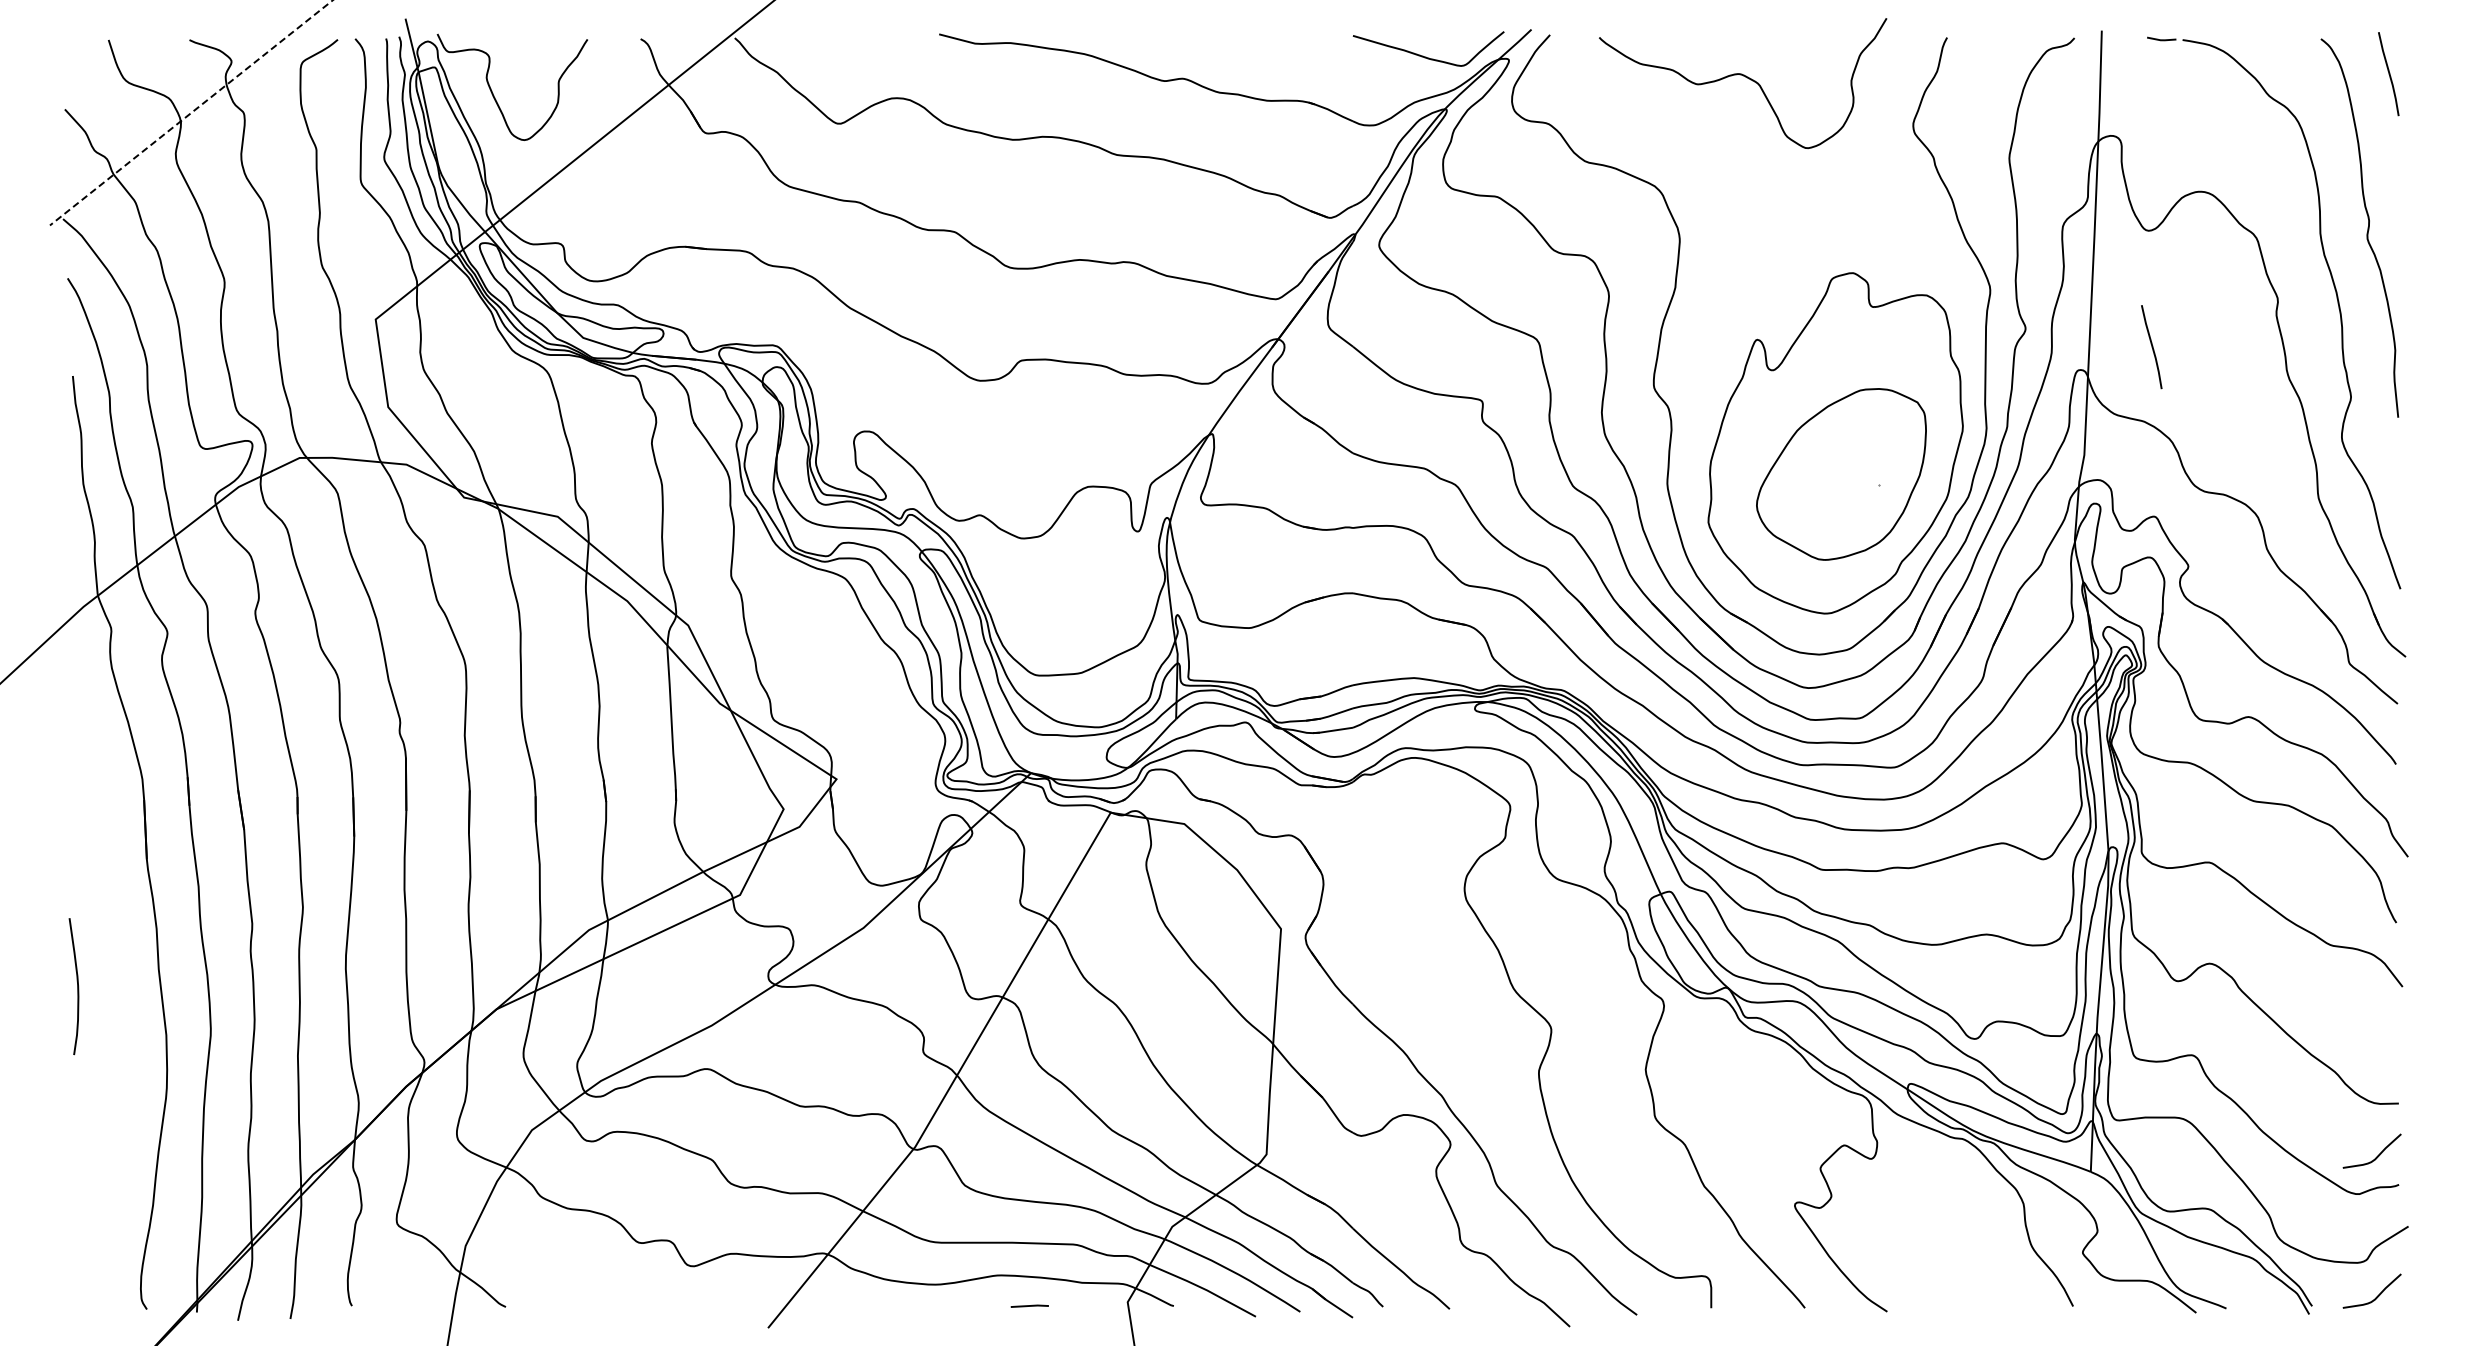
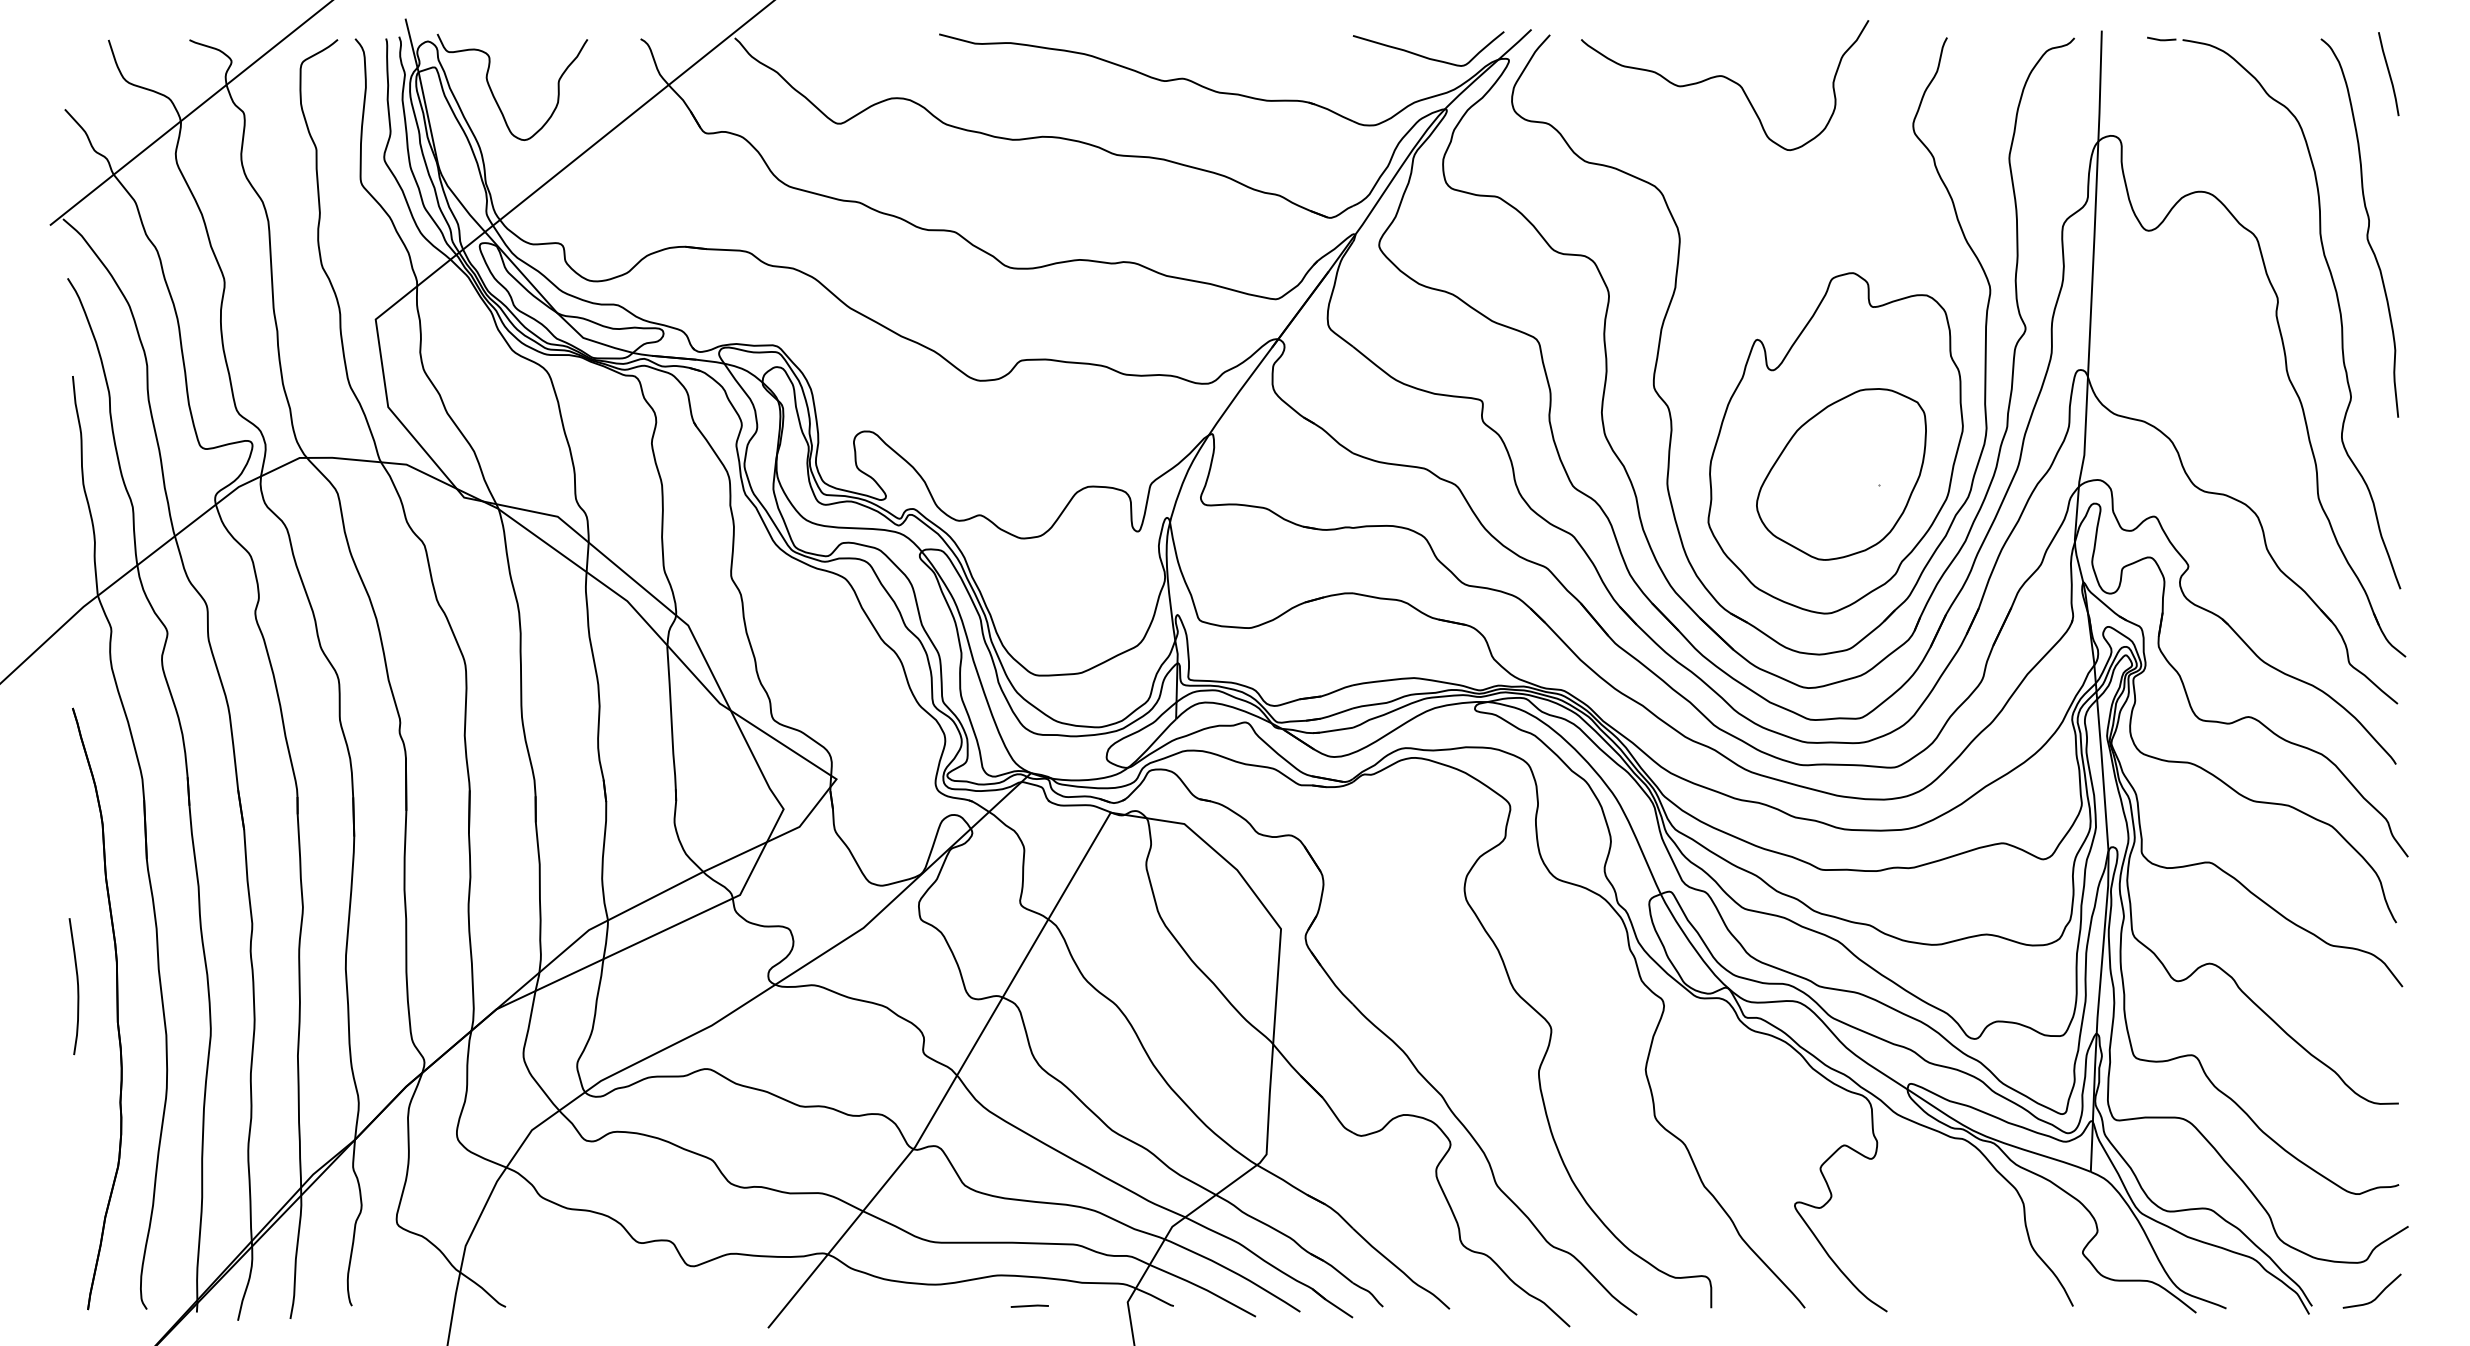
curve position: (1745, 77) -> (1727, 79) (1727, 79)
line: dashed -> solid (191, 112)
line: present -> none (2151, 347)
part: none -> present (116, 1008)
curve: present -> none (2377, 1155)
